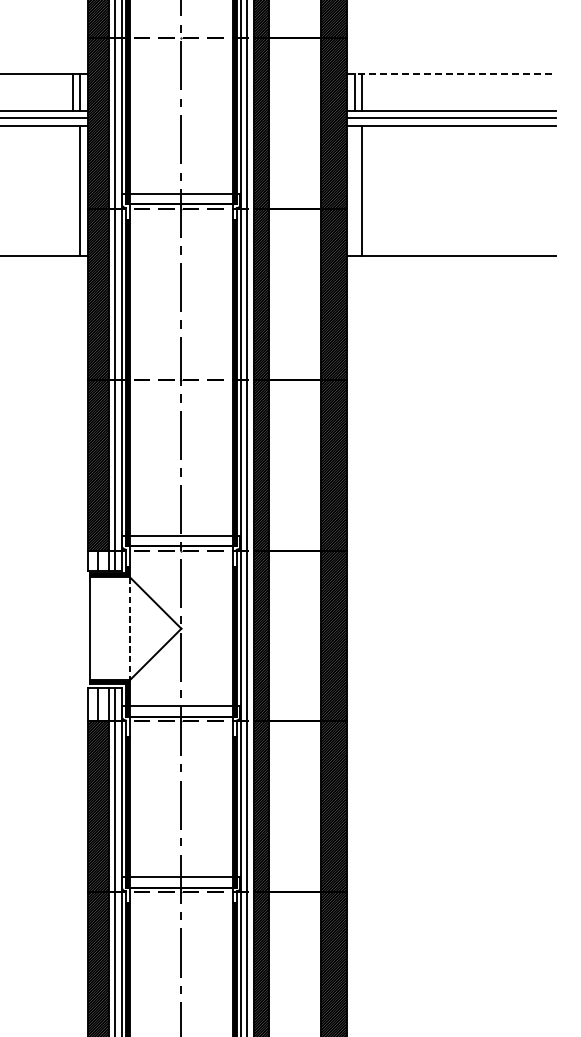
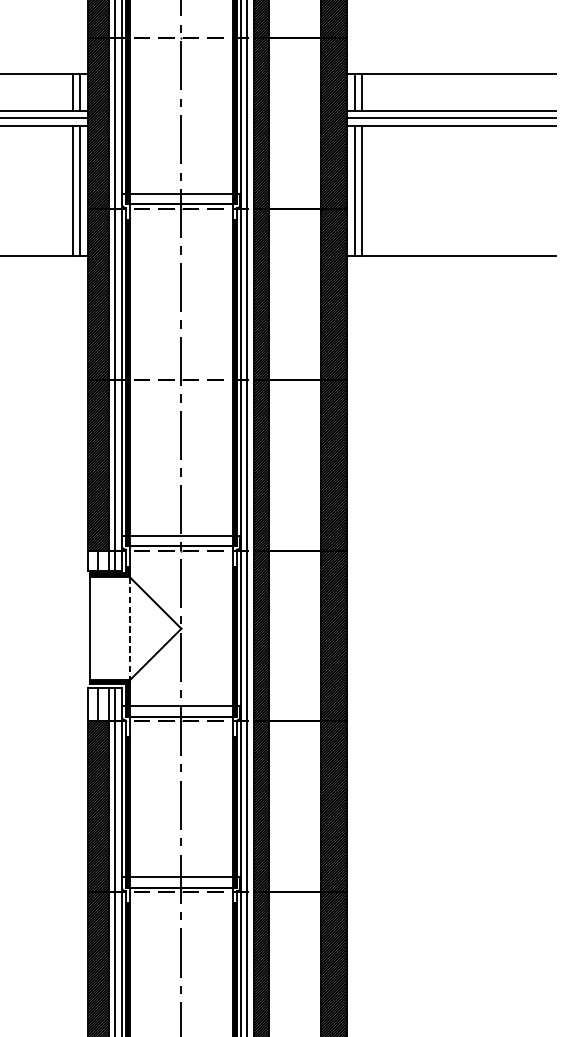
line: dashed -> solid (451, 74)
line: none -> present (72, 190)
line: none -> present (354, 190)
